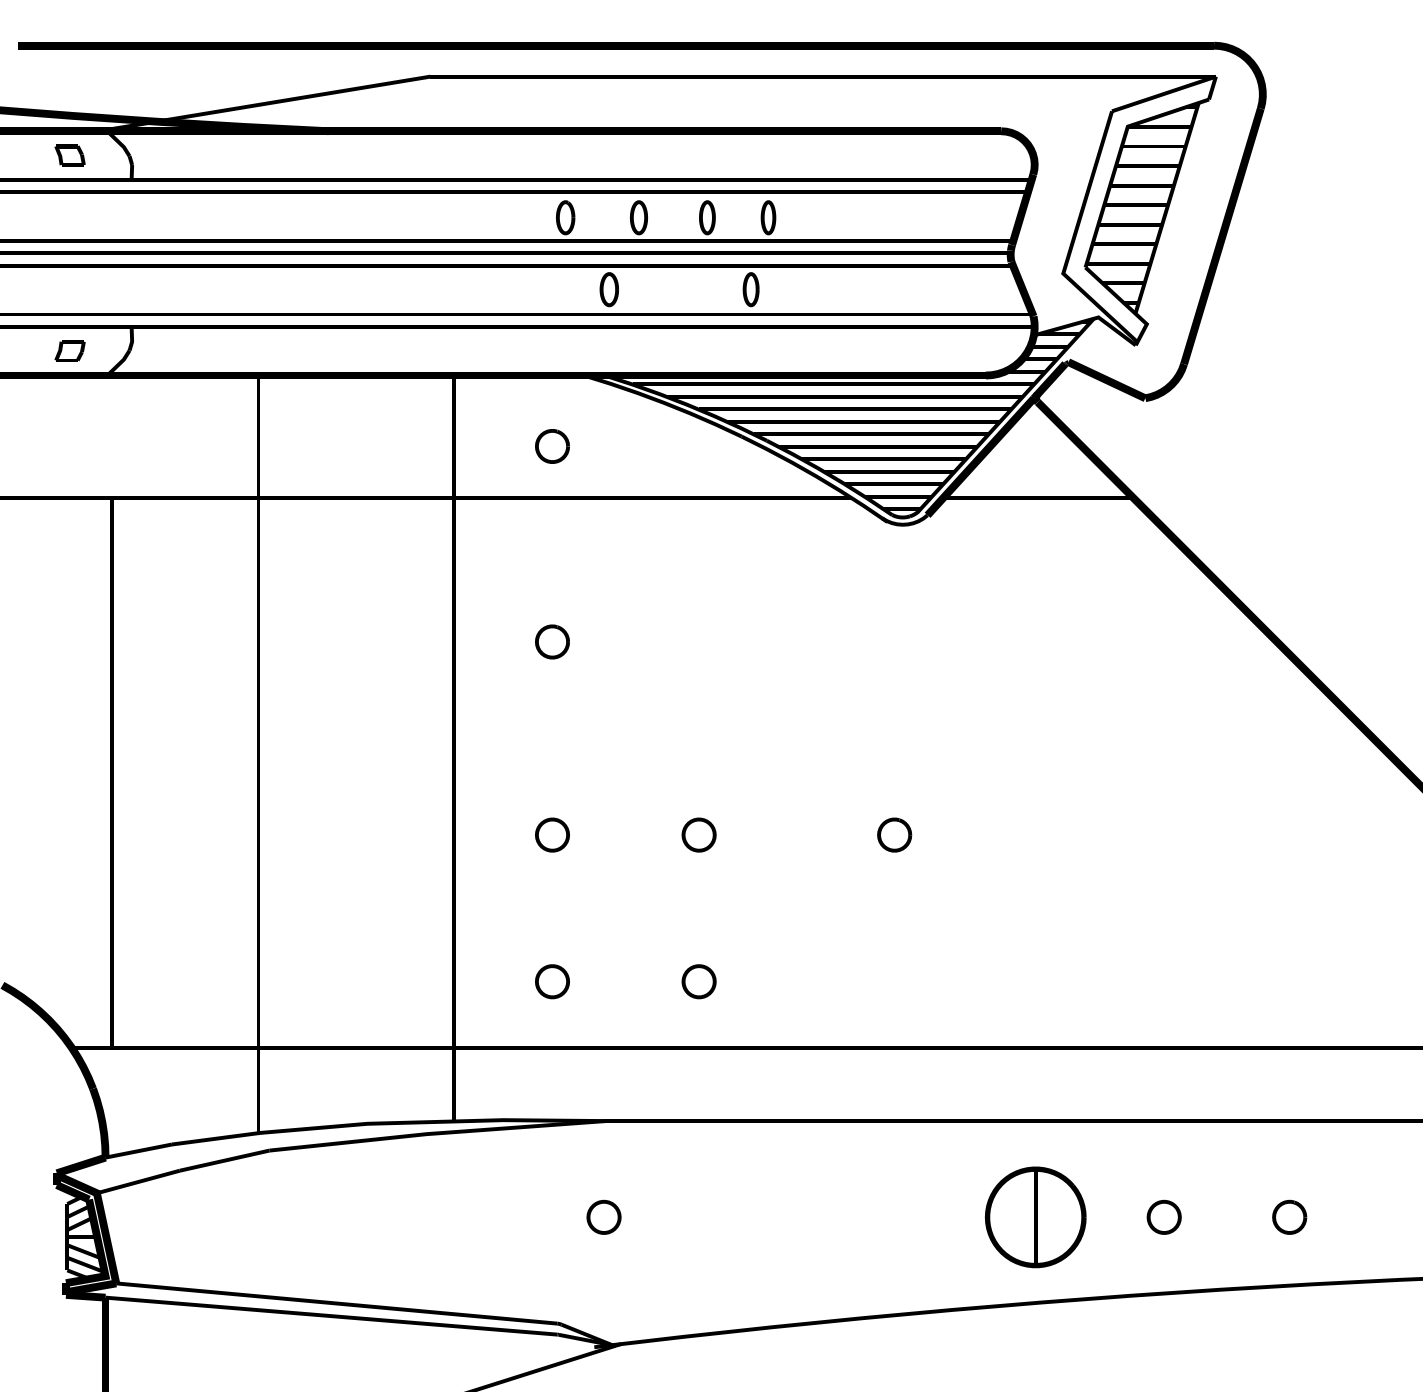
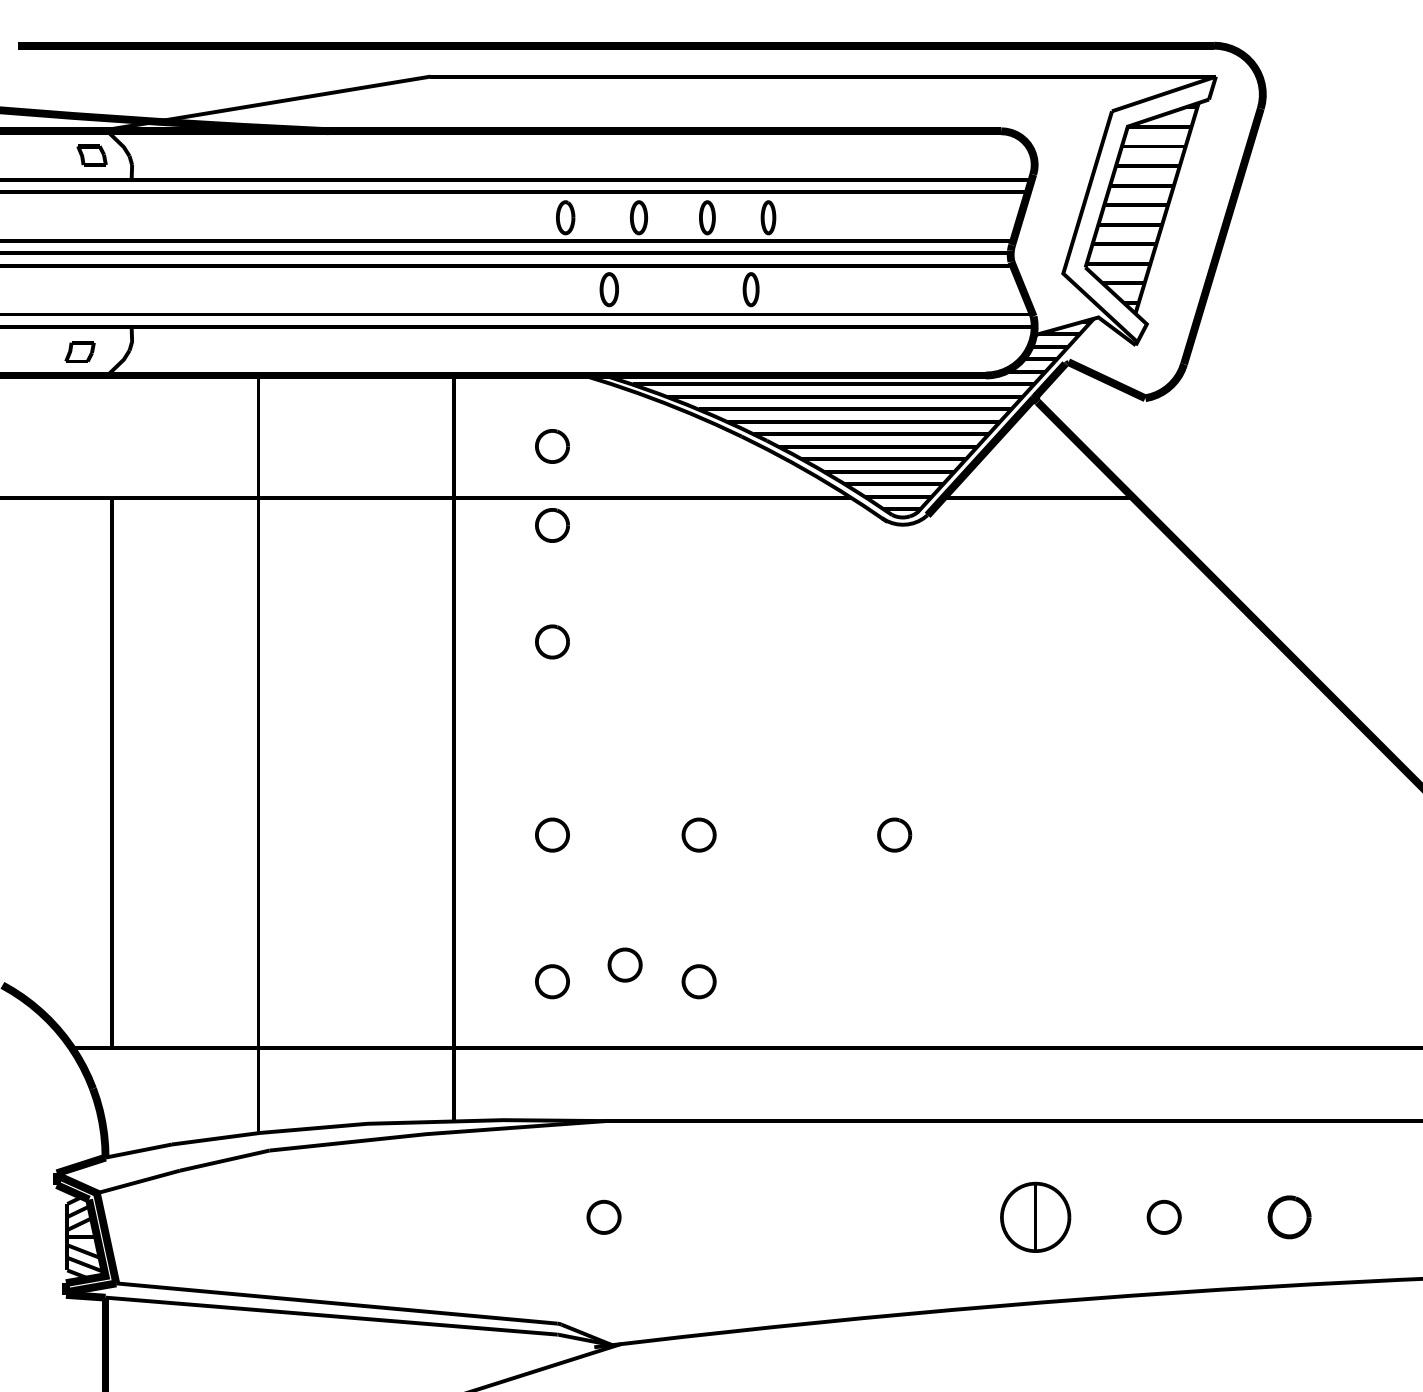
part position: (69, 155) -> (91, 155) (91, 155)
part position: (69, 350) -> (79, 351) (79, 351)
part: none -> present (552, 525)
part: none -> present (624, 964)
part size: 103x103 px -> 72x72 px (1035, 1216)
part size: 36x35 px -> 45x45 px (1289, 1217)
